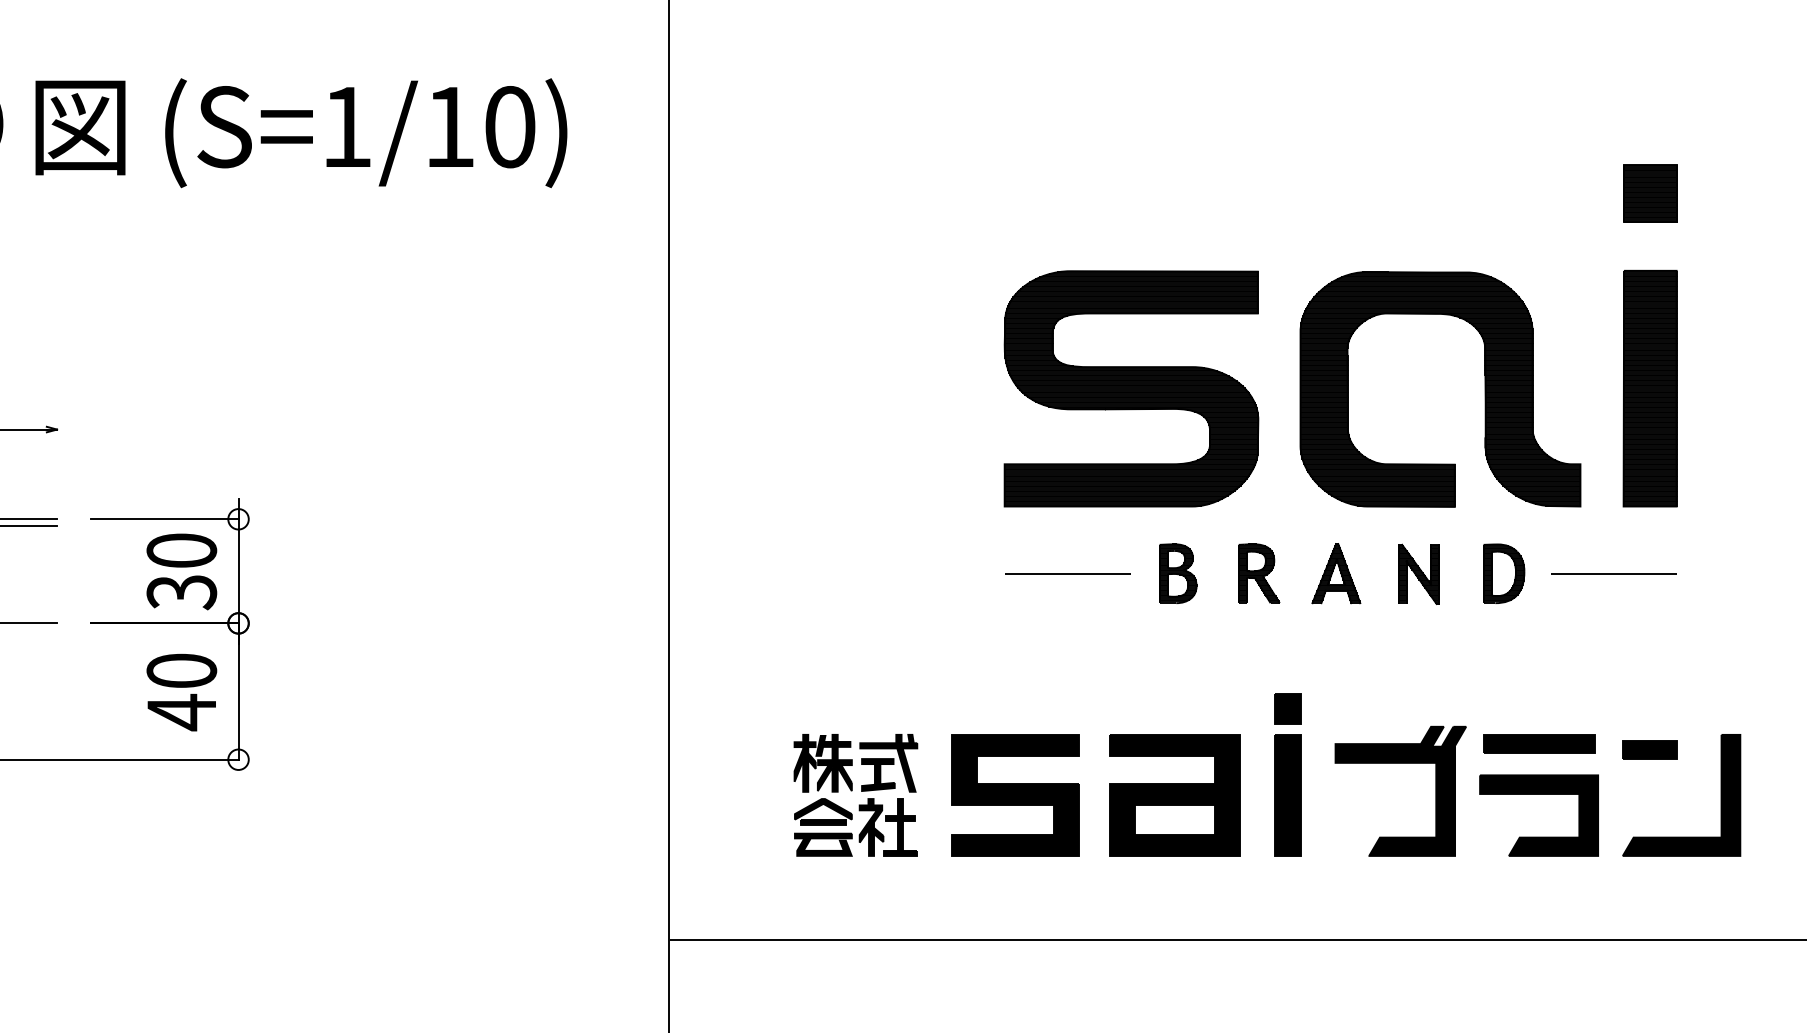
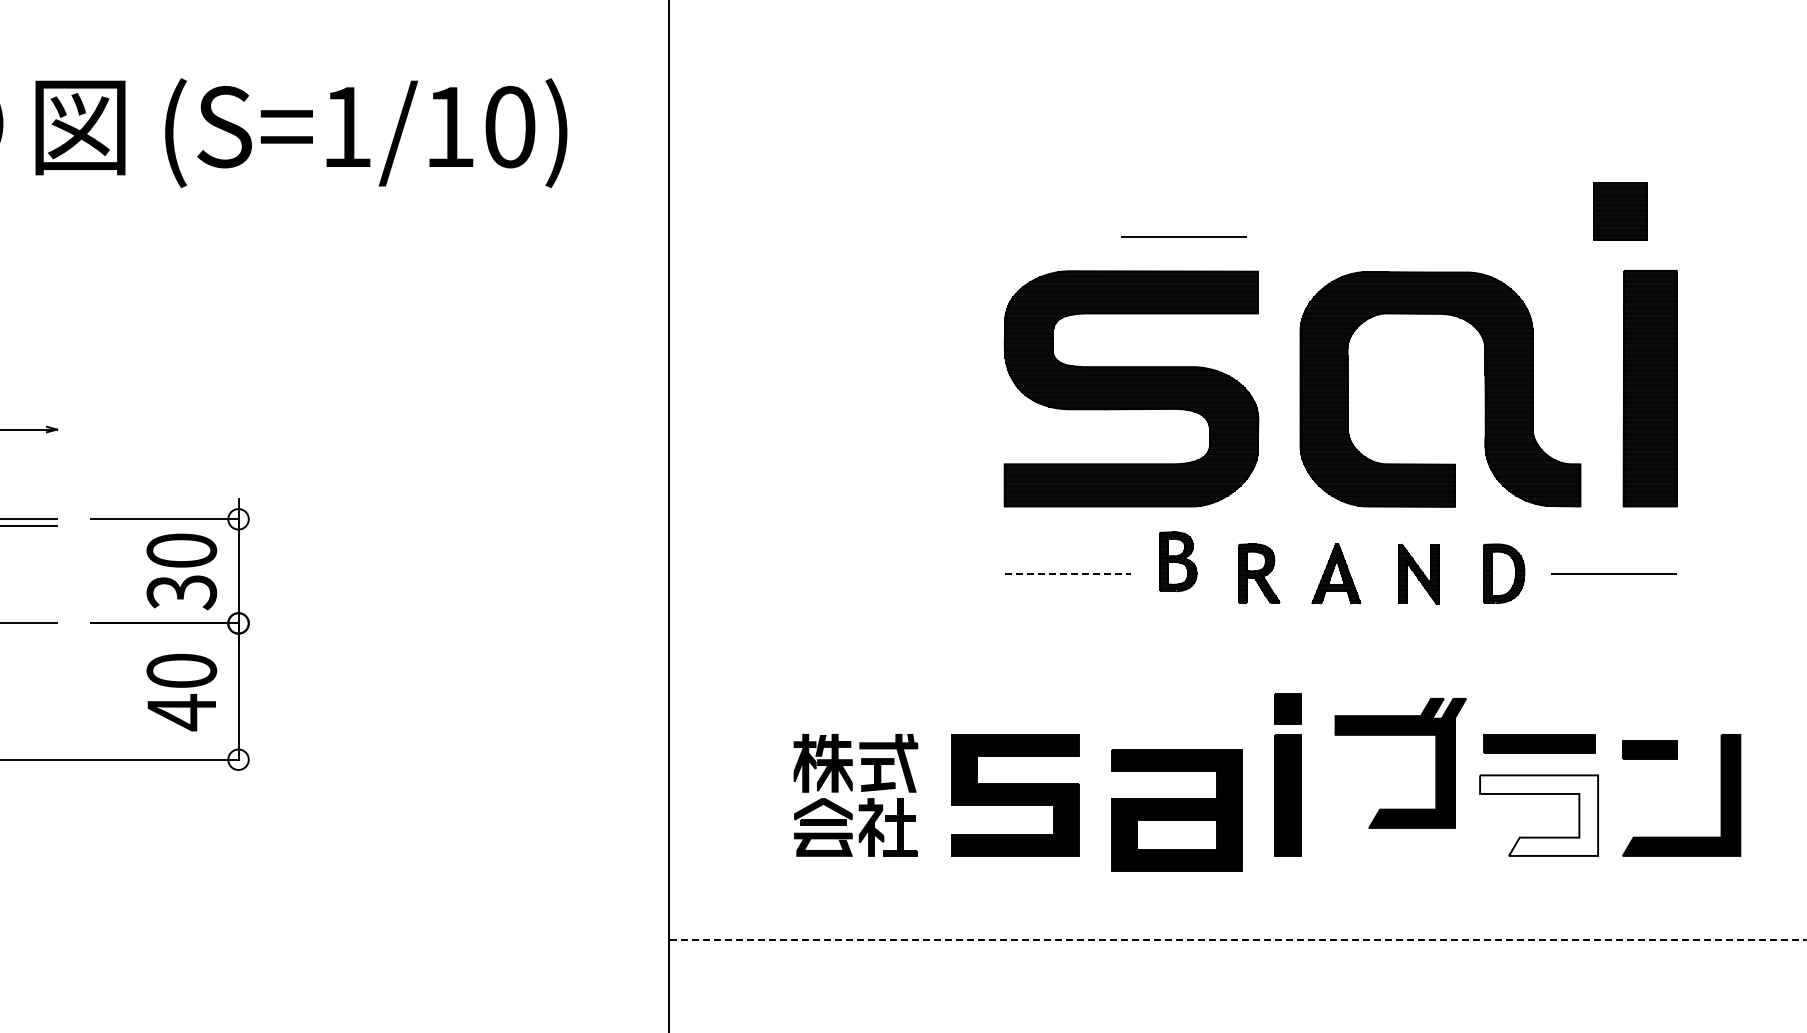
part position: (1650, 193) -> (1620, 211) (1620, 211)
line: none -> present (1183, 236)
line: solid -> dashed (1067, 573)
part position: (1178, 573) -> (1178, 561) (1178, 561)
part position: (1400, 763) -> (1400, 735) (1400, 735)
part position: (1174, 795) -> (1176, 810) (1176, 810)
fill: present -> none (1539, 815)
line: solid -> dashed (1238, 939)
